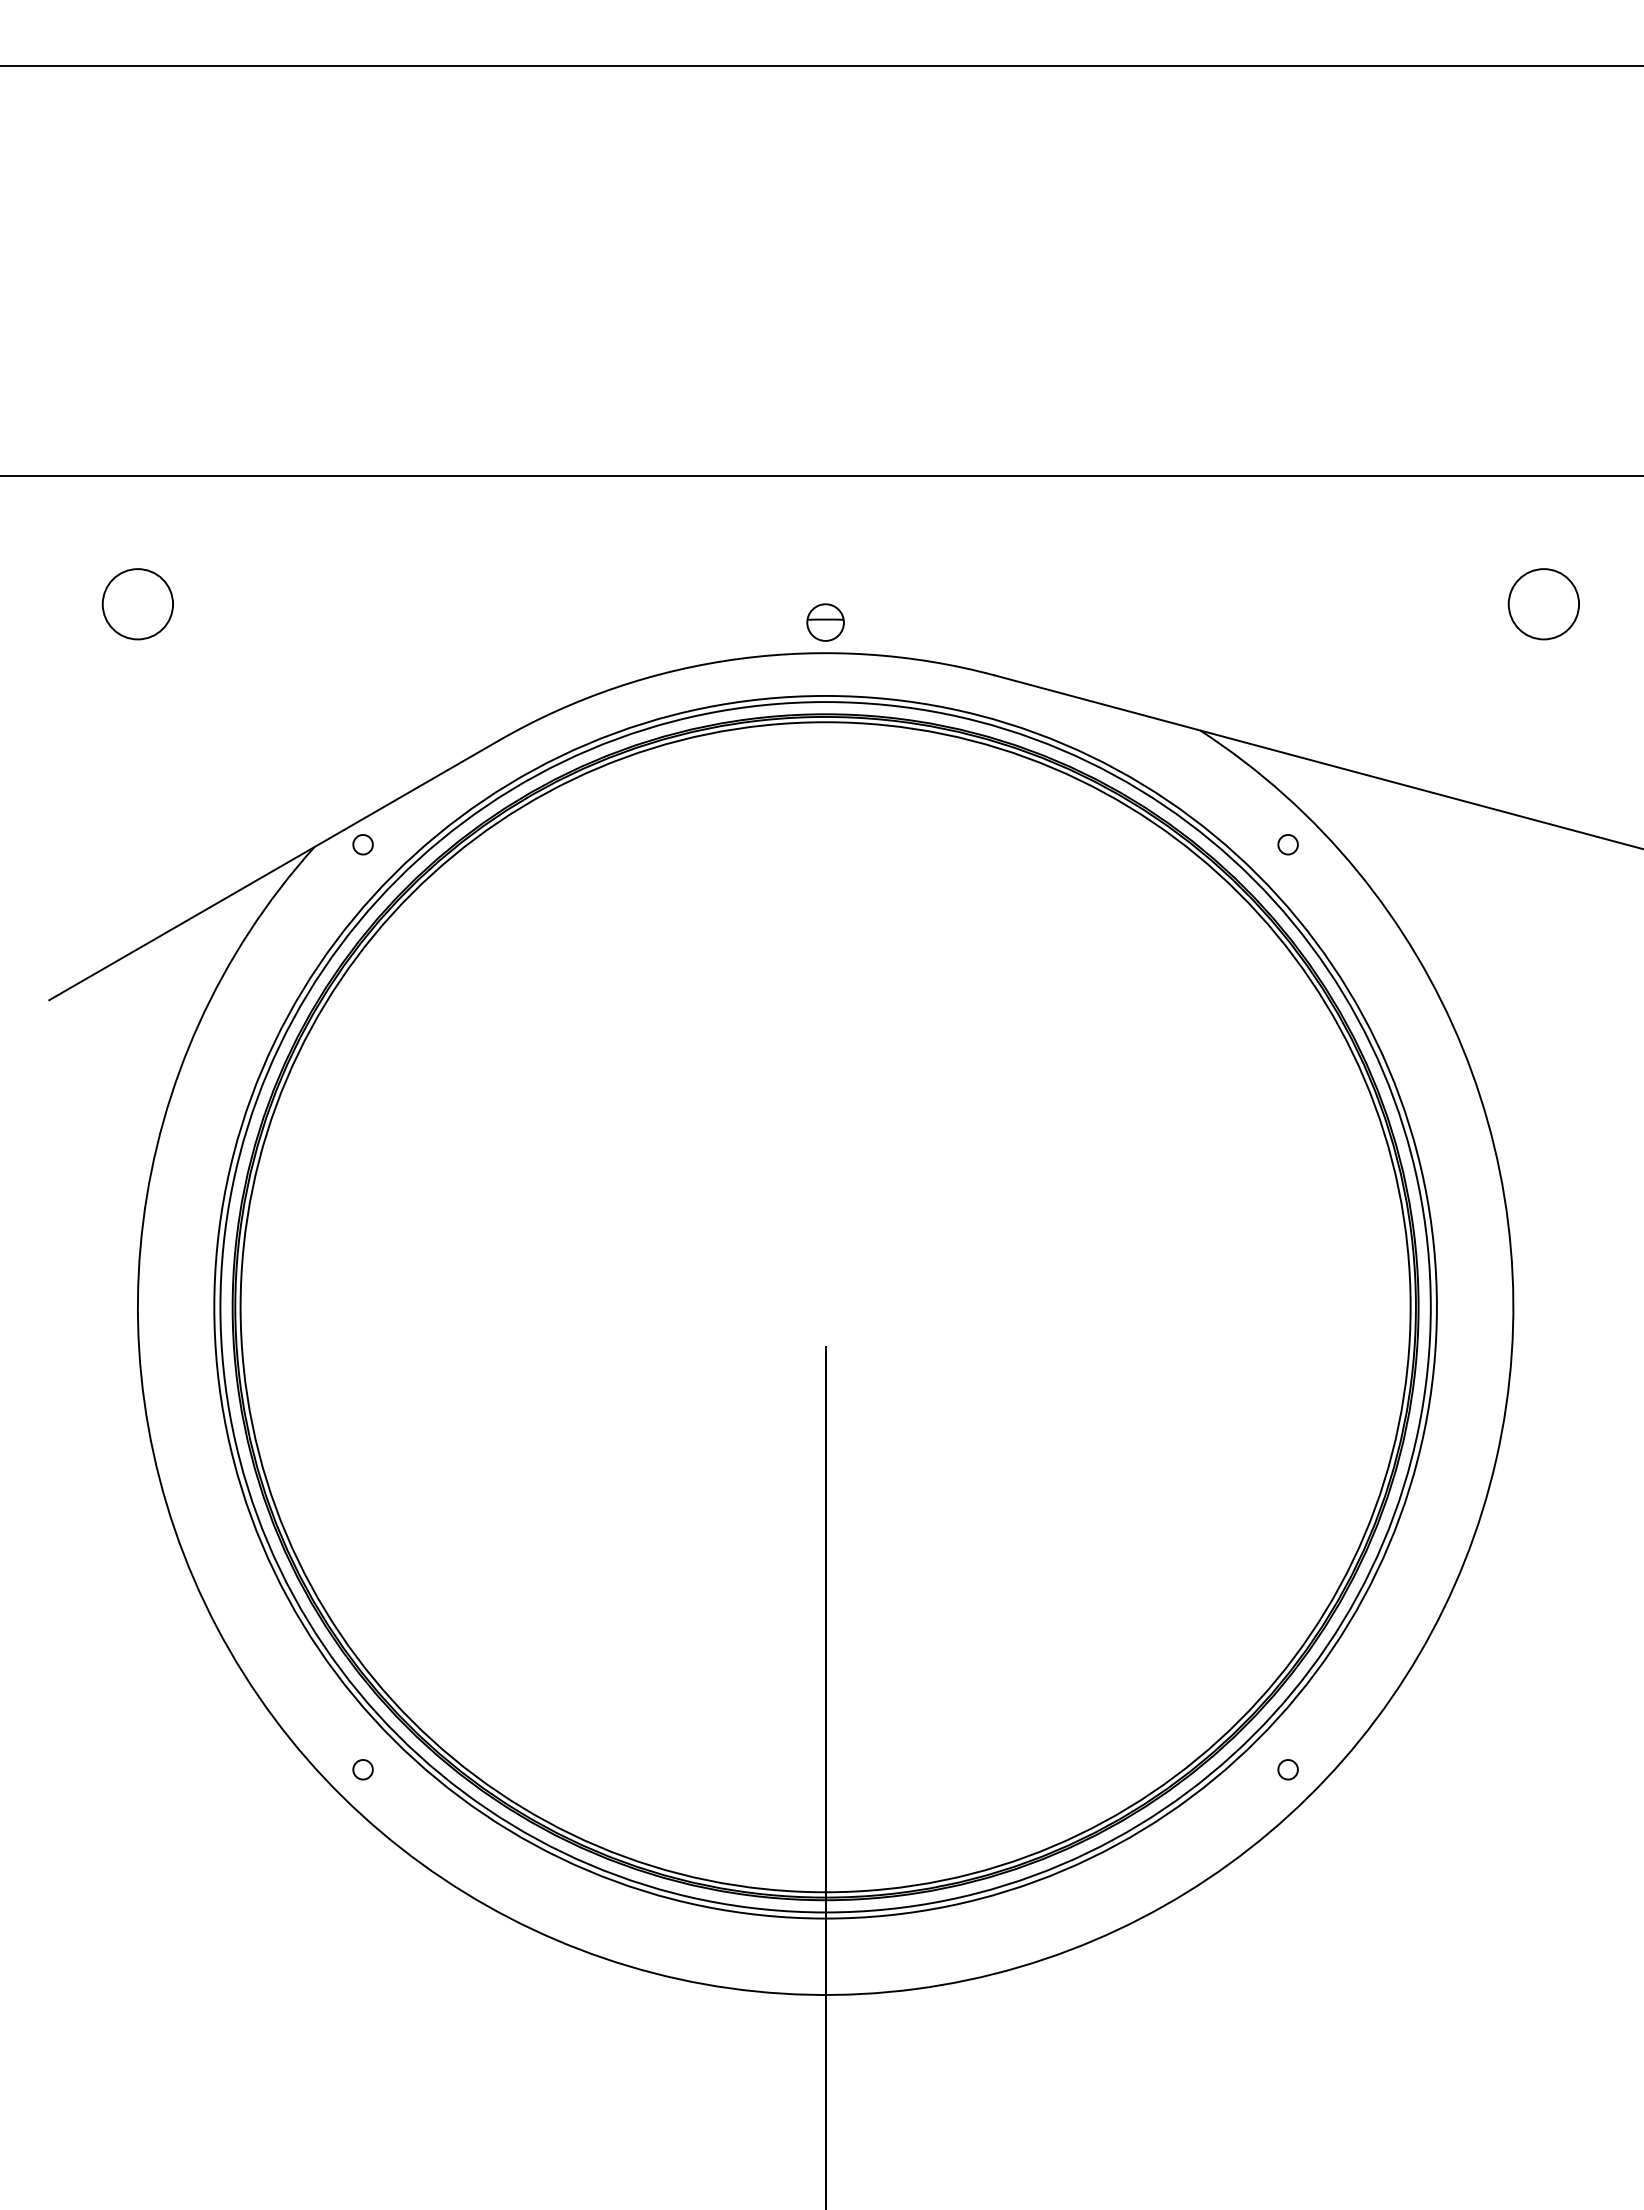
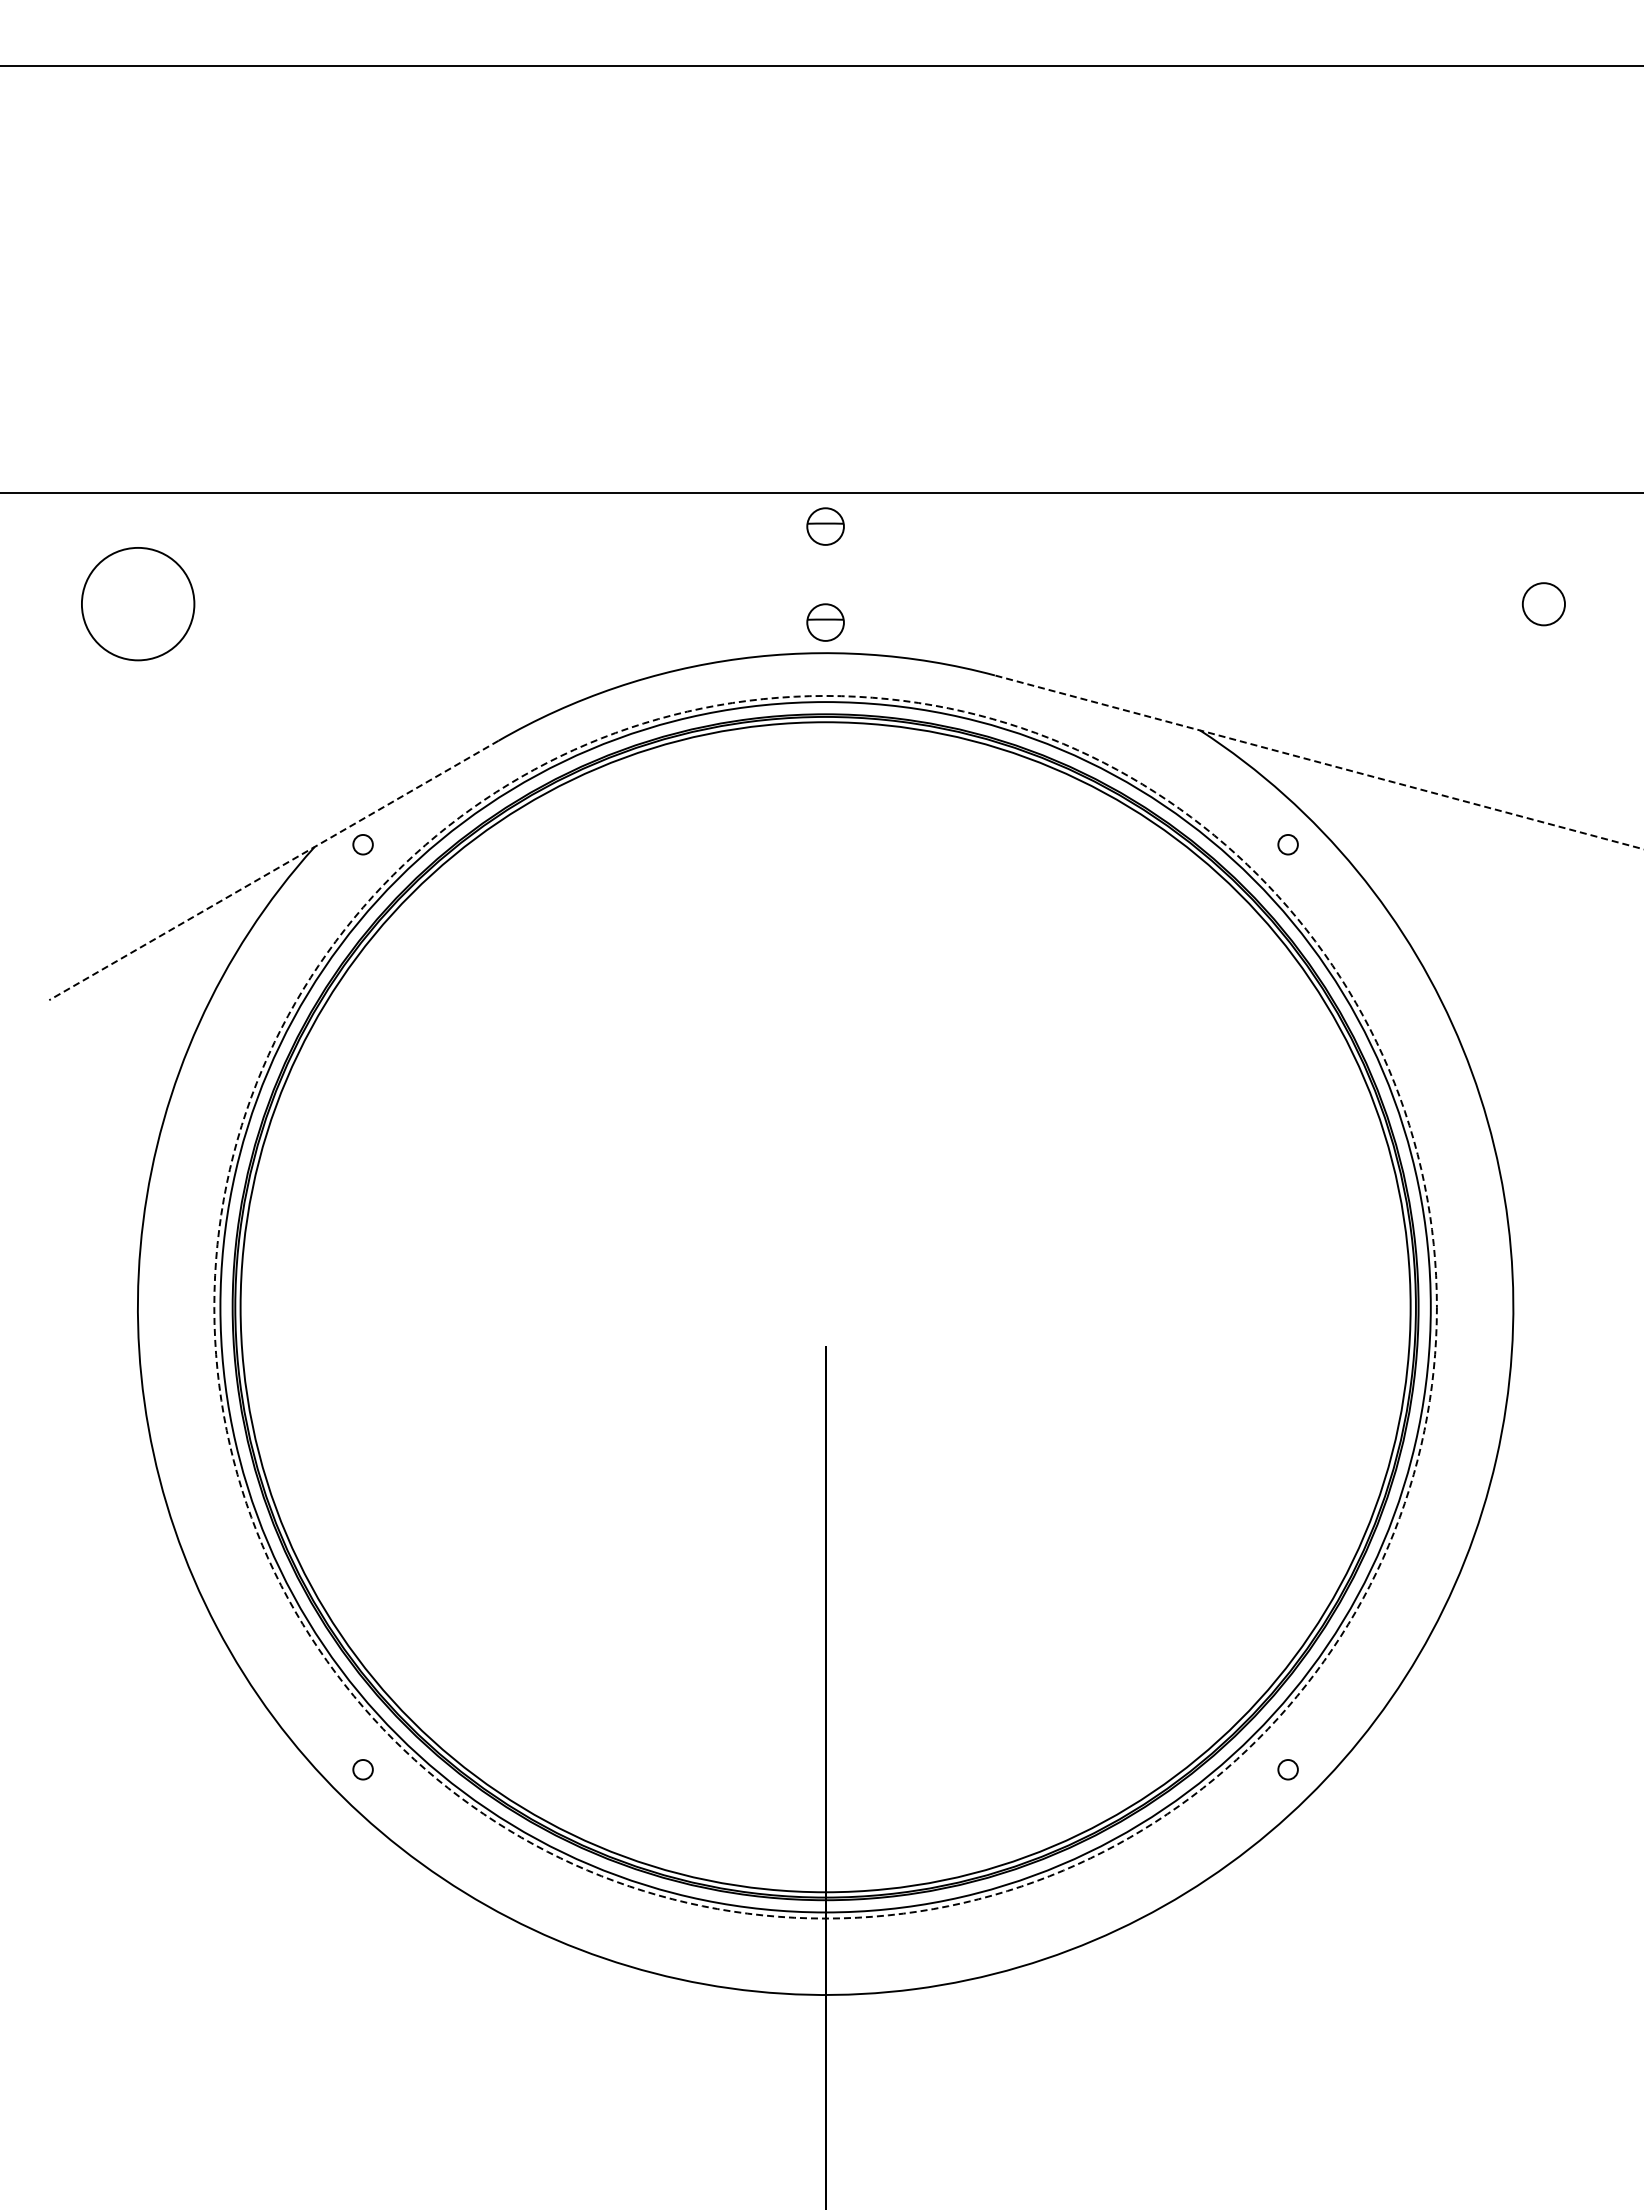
line position: (821, 475) -> (821, 492) (821, 492)
part: none -> present (825, 526)
circle size: 73x73 px -> 115x115 px (138, 604)
circle diameter: 70 px -> 42 px (1543, 604)
line: solid -> dashed (1319, 762)
line: solid -> dashed (273, 870)
circle: solid -> dashed (825, 1306)
